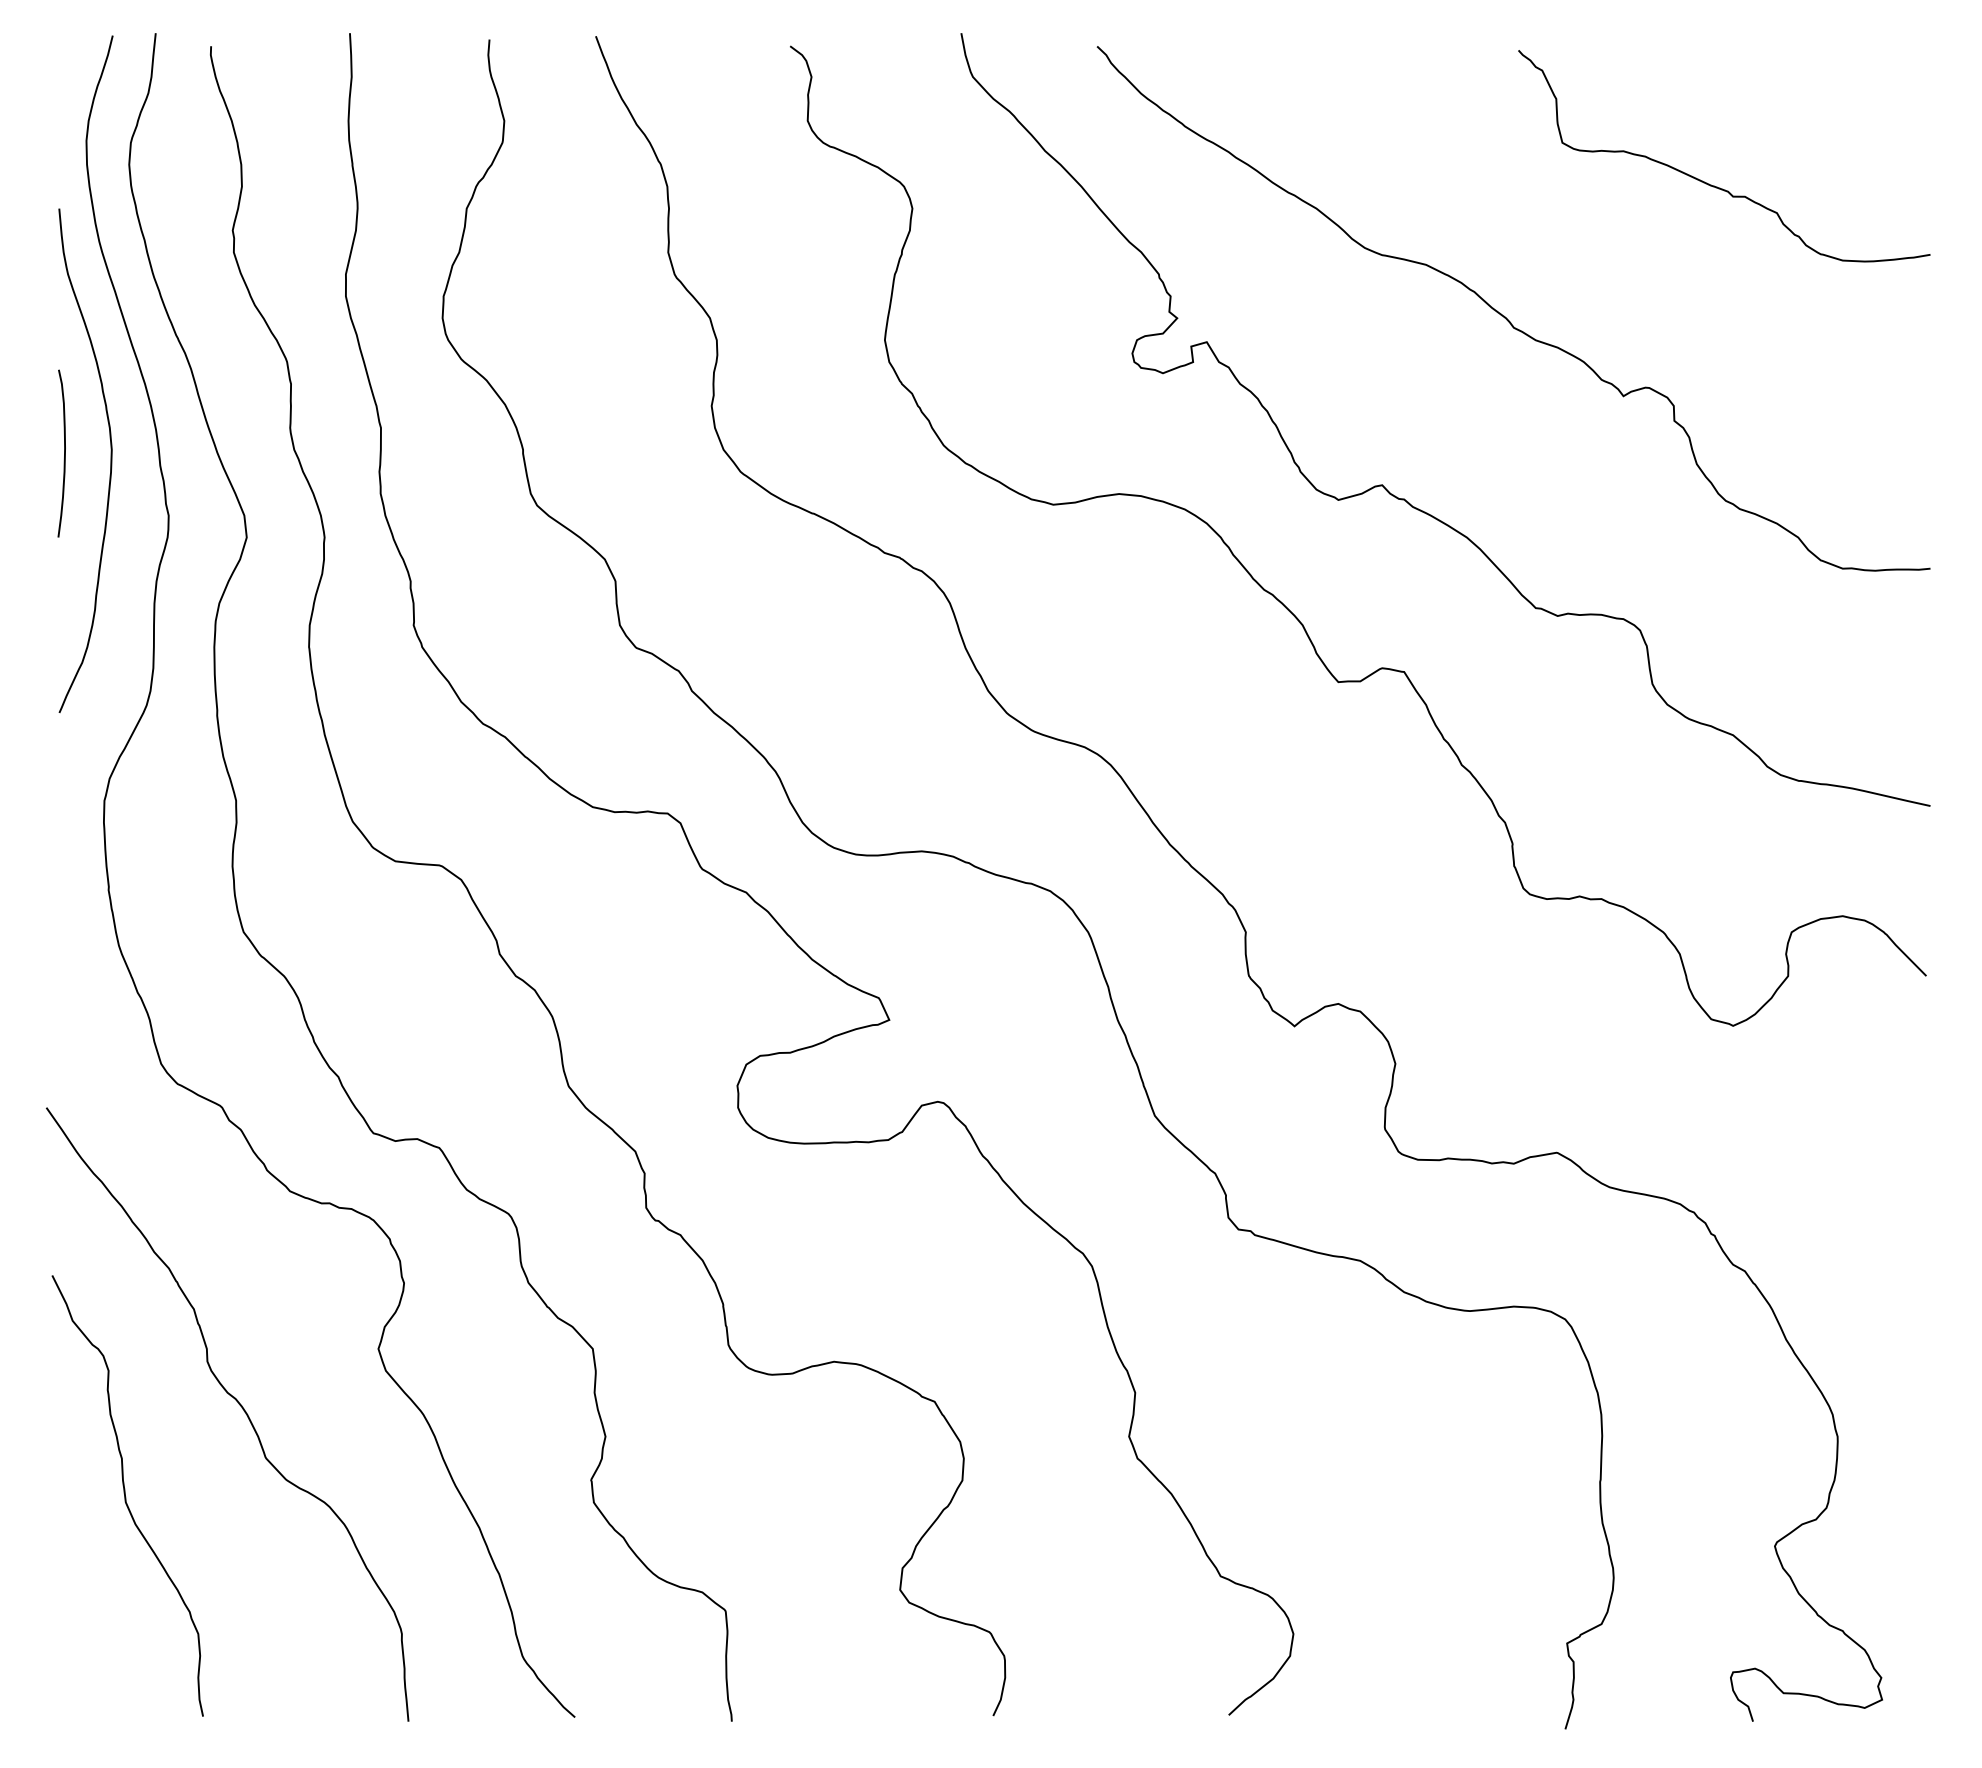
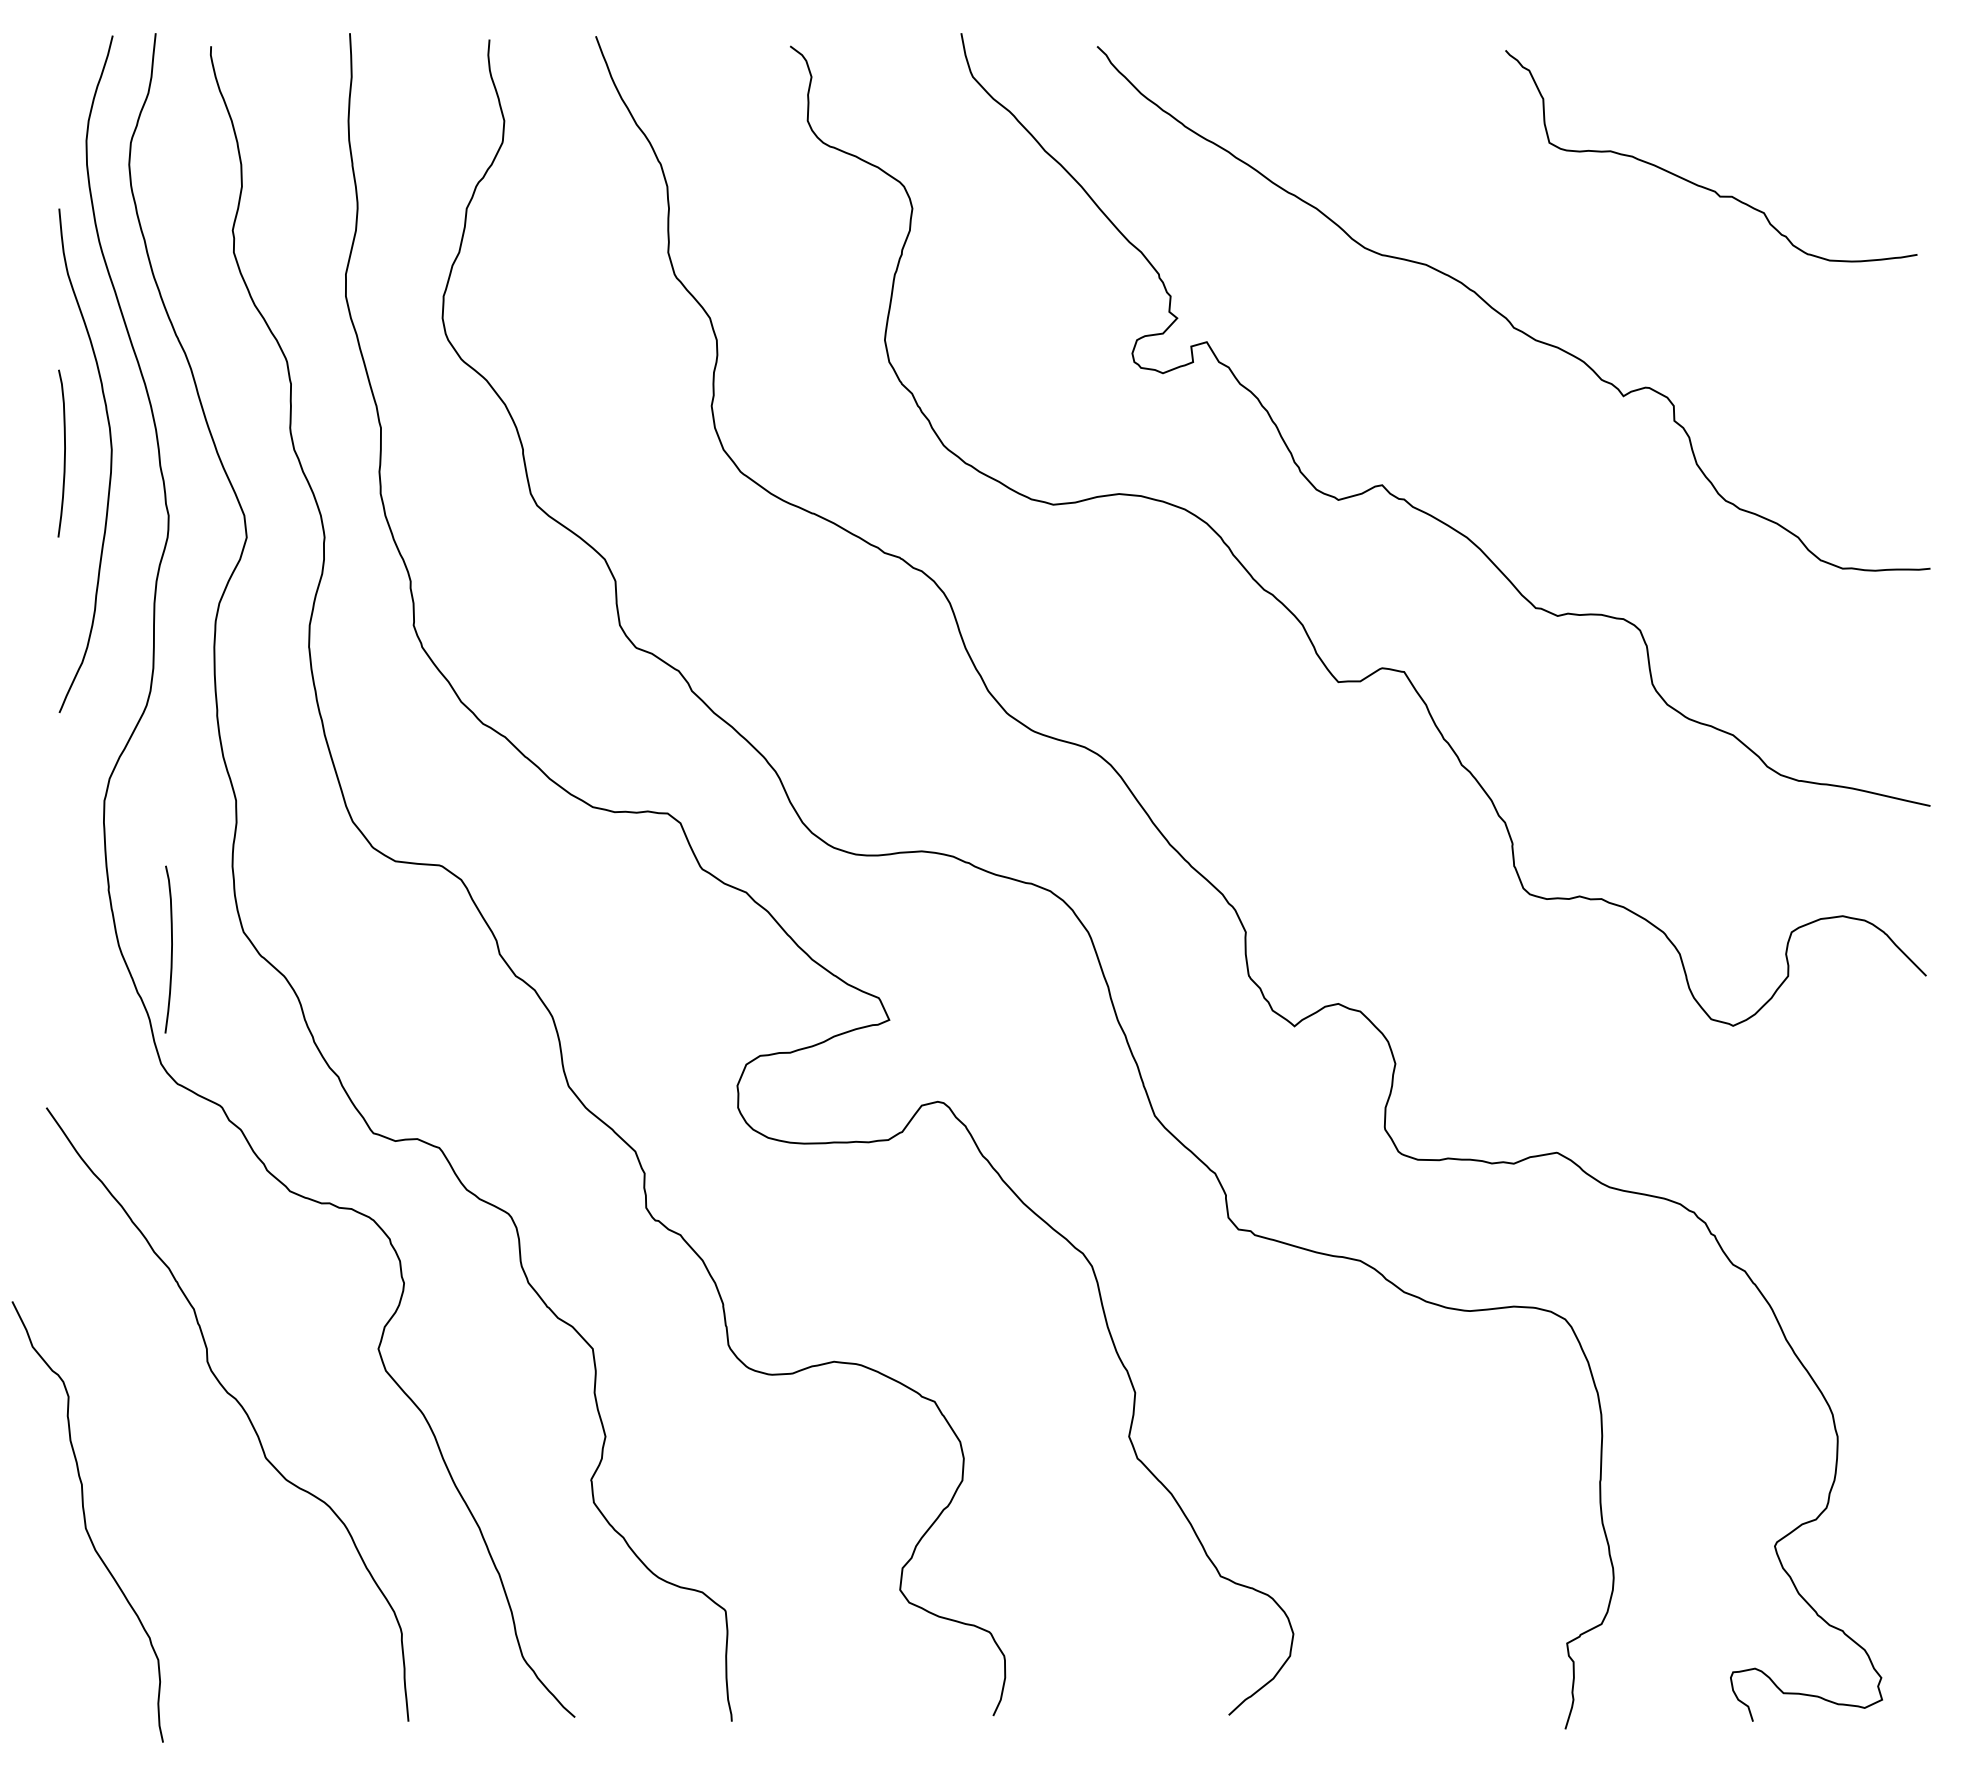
curve position: (1714, 185) -> (1701, 185) (1701, 185)
curve: none -> present (171, 949)
curve position: (125, 1495) -> (85, 1521) (85, 1521)
